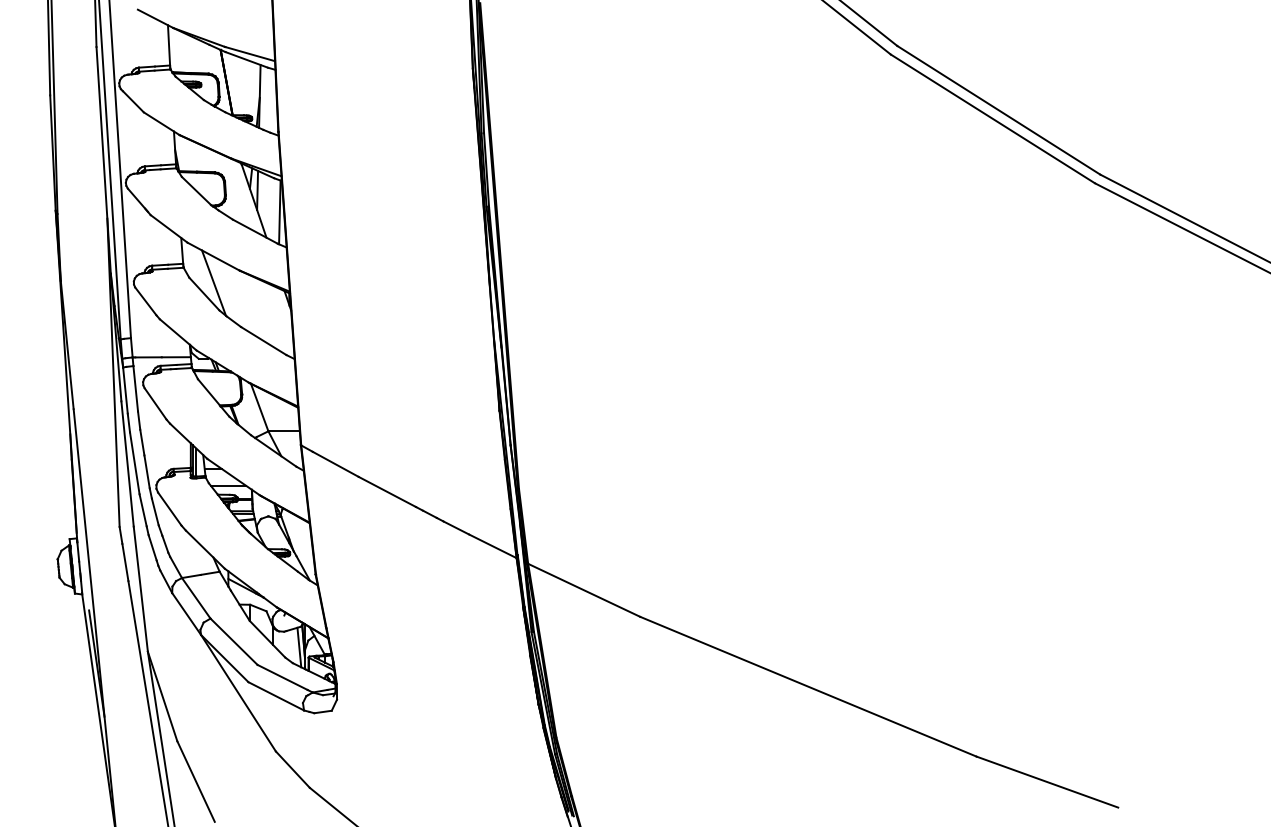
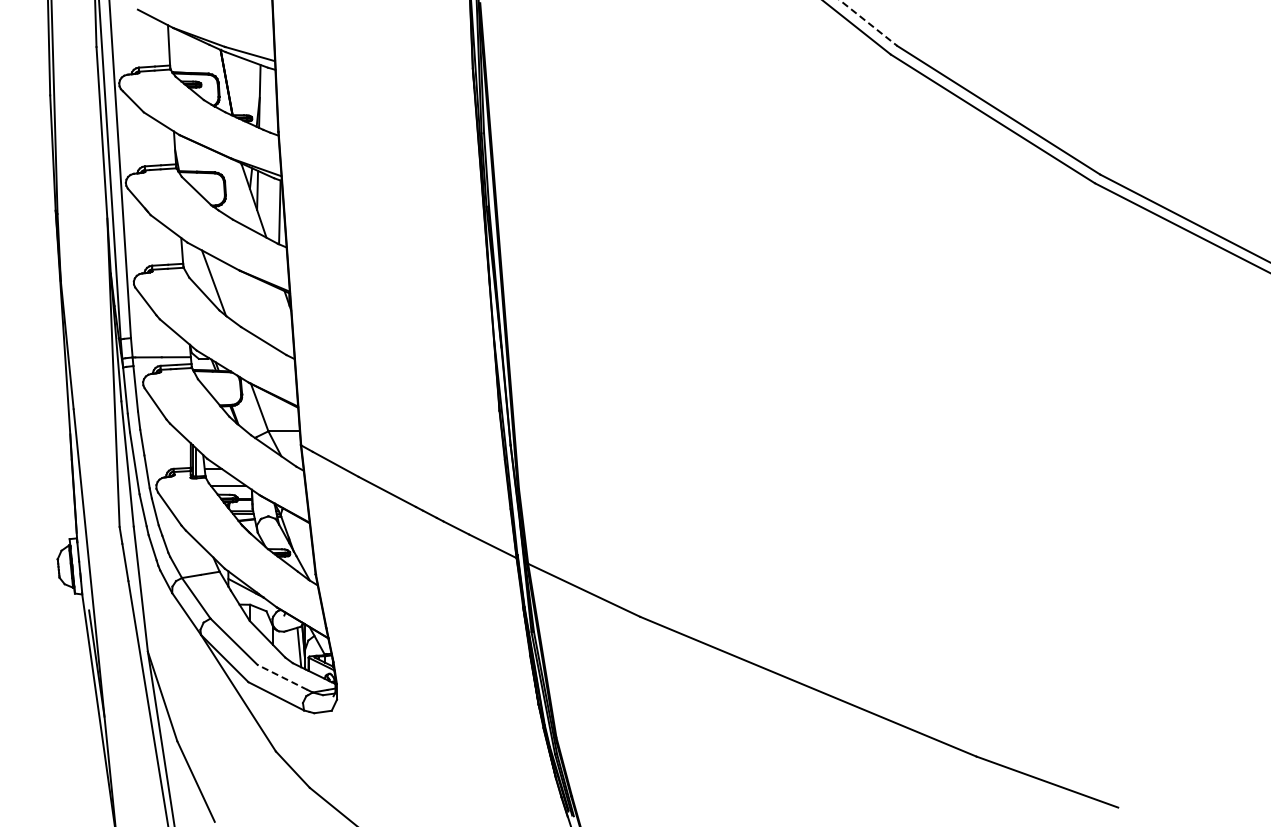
line: solid -> dashed (868, 23)
line: solid -> dashed (282, 677)
